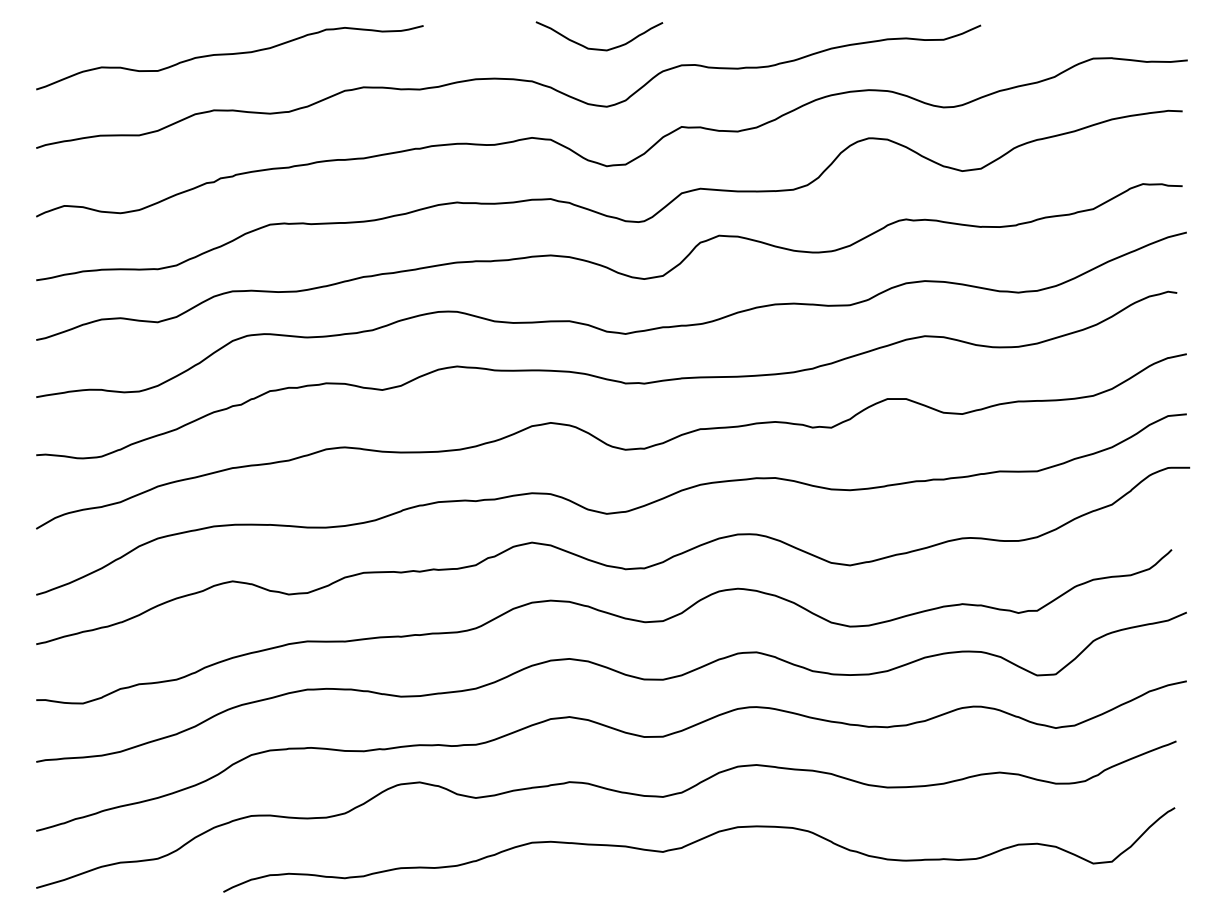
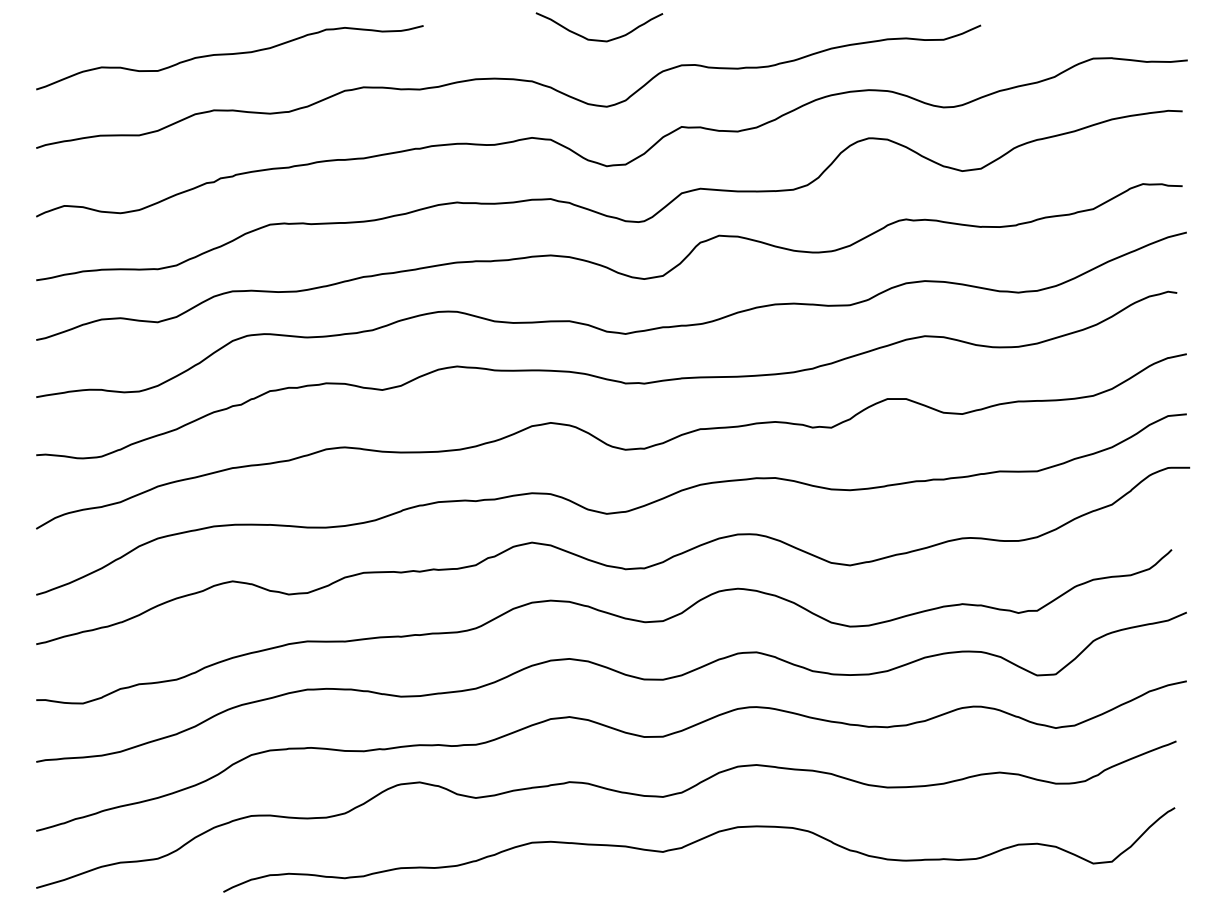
curve position: (599, 48) -> (599, 39) (599, 39)
